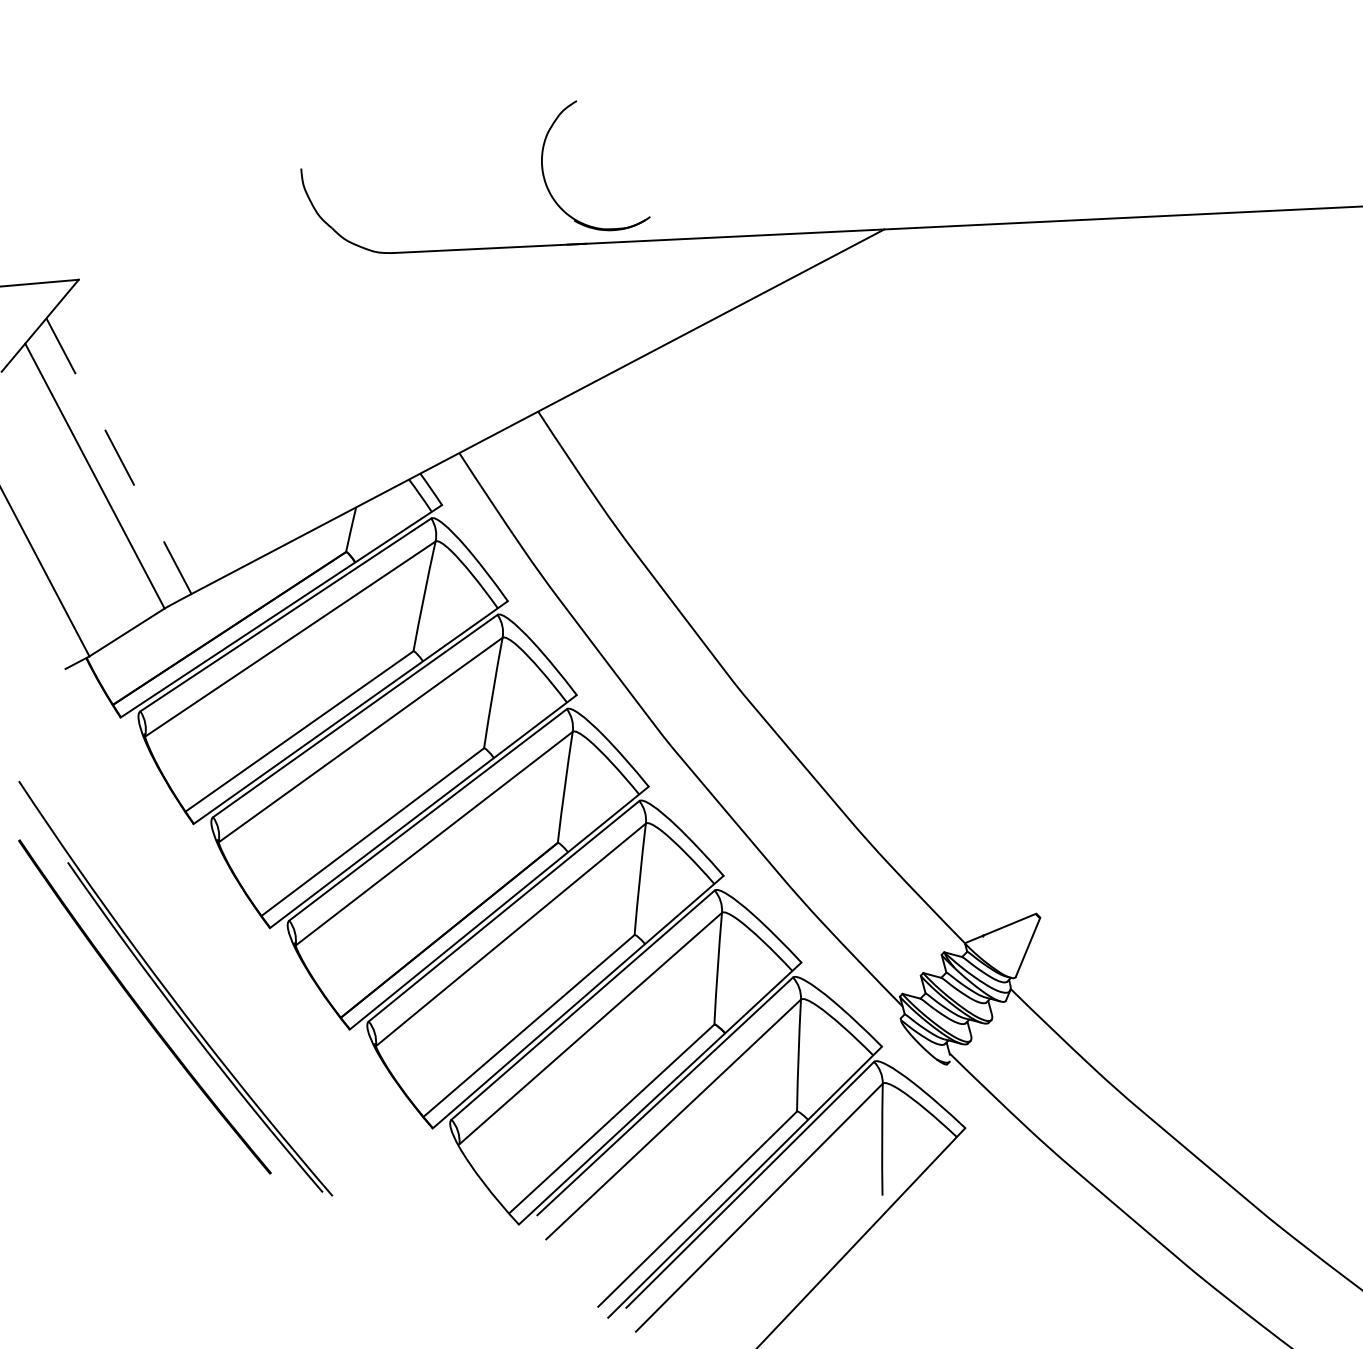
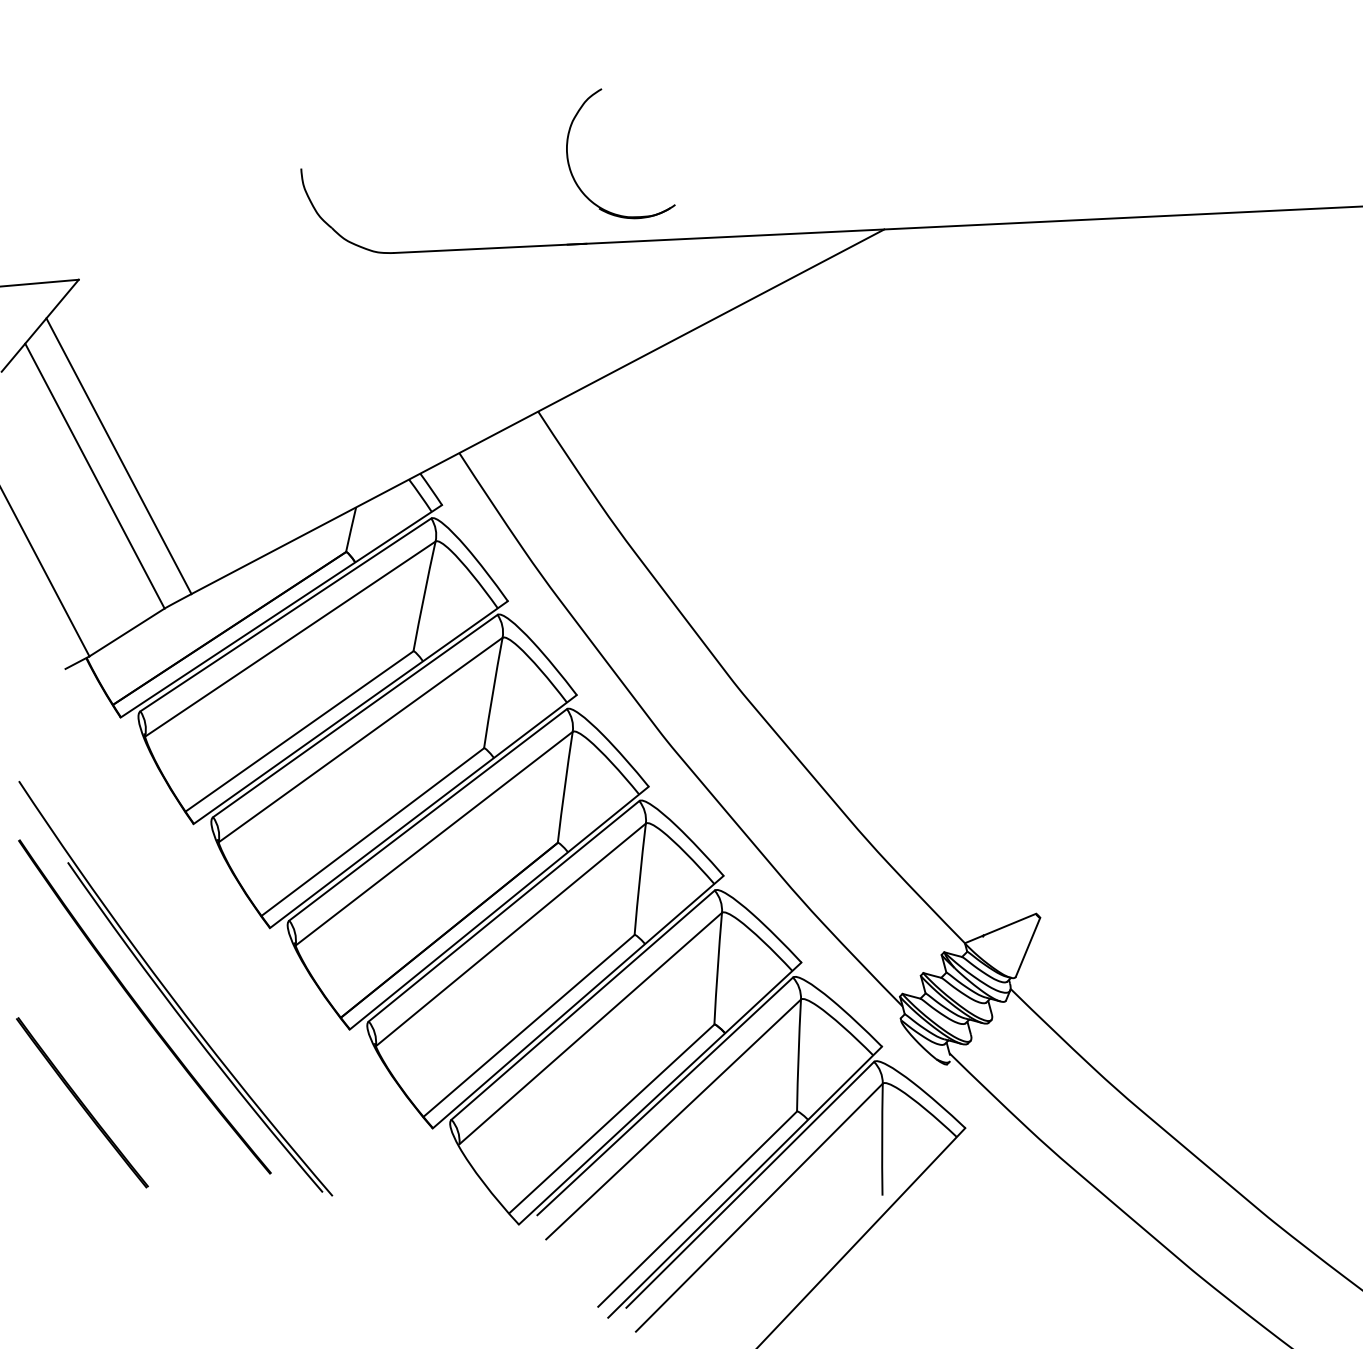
part position: (547, 184) -> (572, 172) (572, 172)
line: dashed -> solid (118, 456)
part: none -> present (82, 1102)
